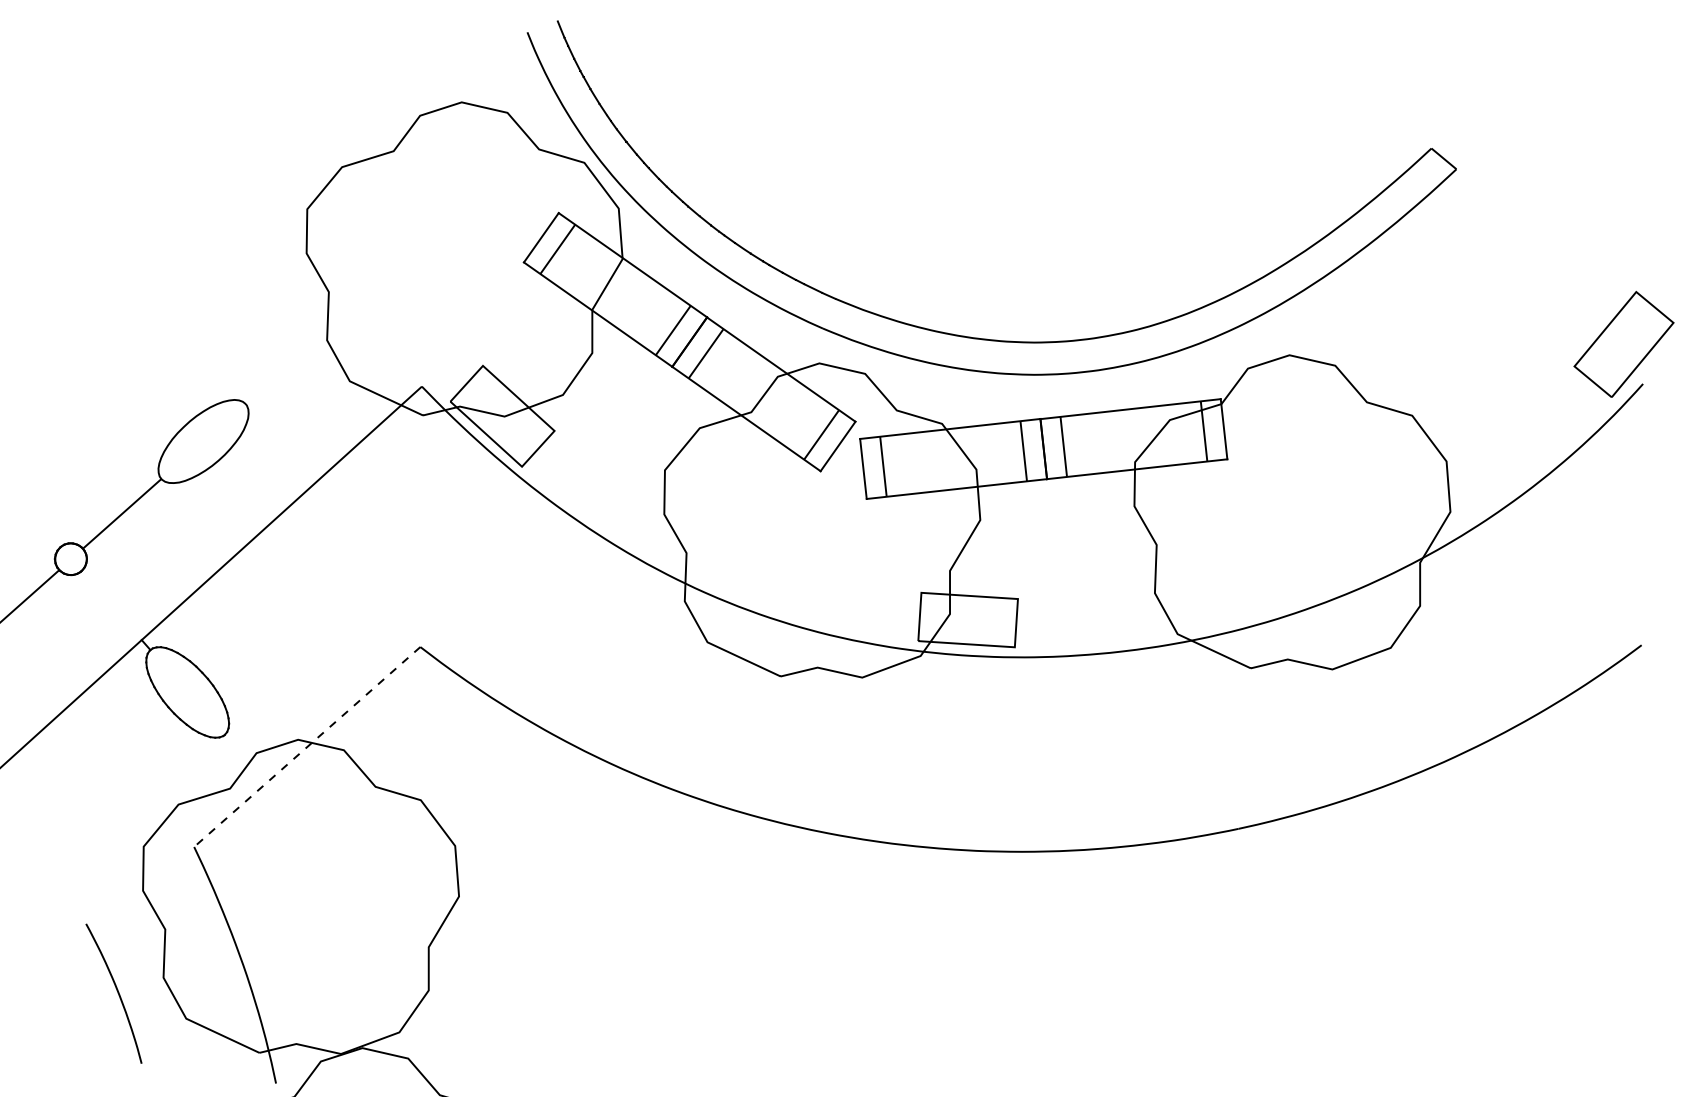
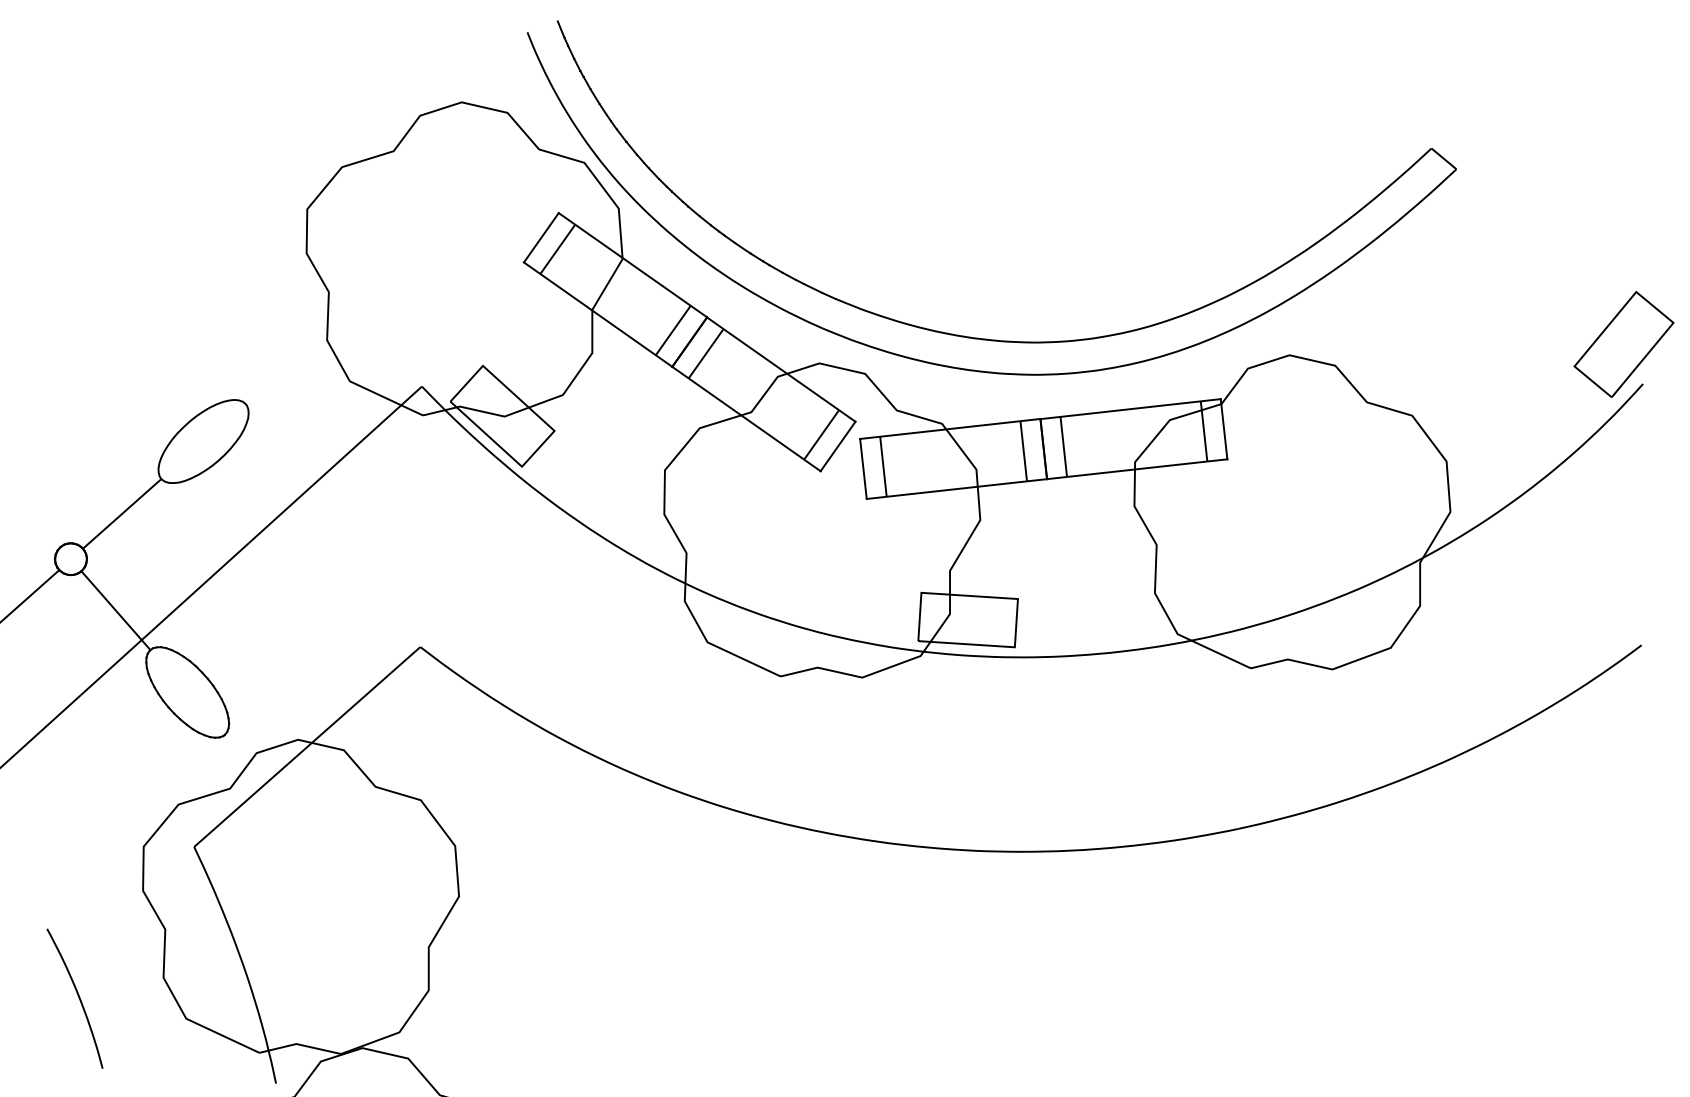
line: none -> present (111, 605)
line: dashed -> solid (307, 747)
curve position: (117, 993) -> (78, 998) (78, 998)
